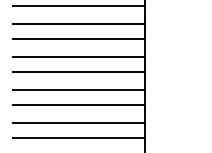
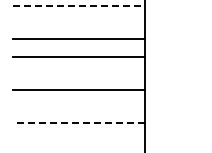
line: solid -> dashed (78, 6)
line: present -> none (78, 23)
line: present -> none (78, 72)
line: present -> none (78, 105)
line: solid -> dashed (78, 122)
line: present -> none (78, 138)
